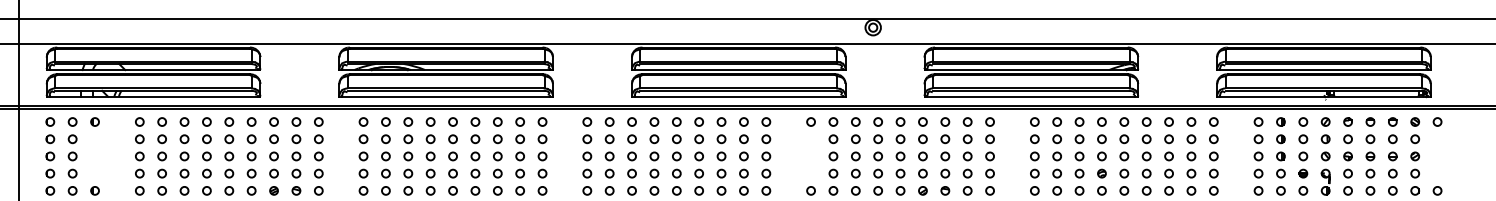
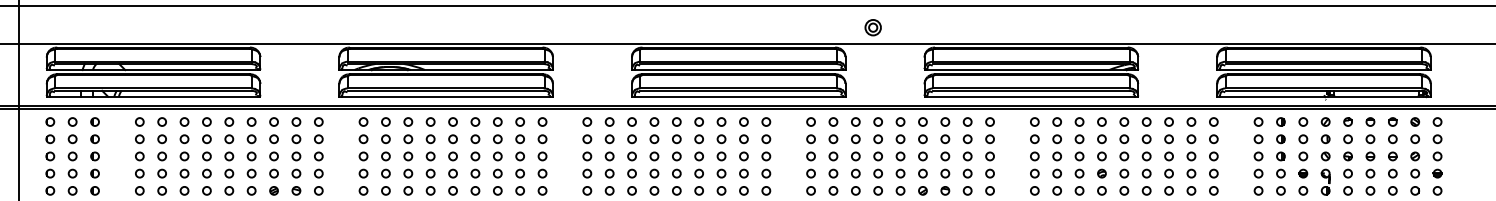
line position: (747, 19) -> (747, 6) (747, 6)
part: none -> present (94, 156)
part: none -> present (810, 156)
part: none -> present (1437, 156)
